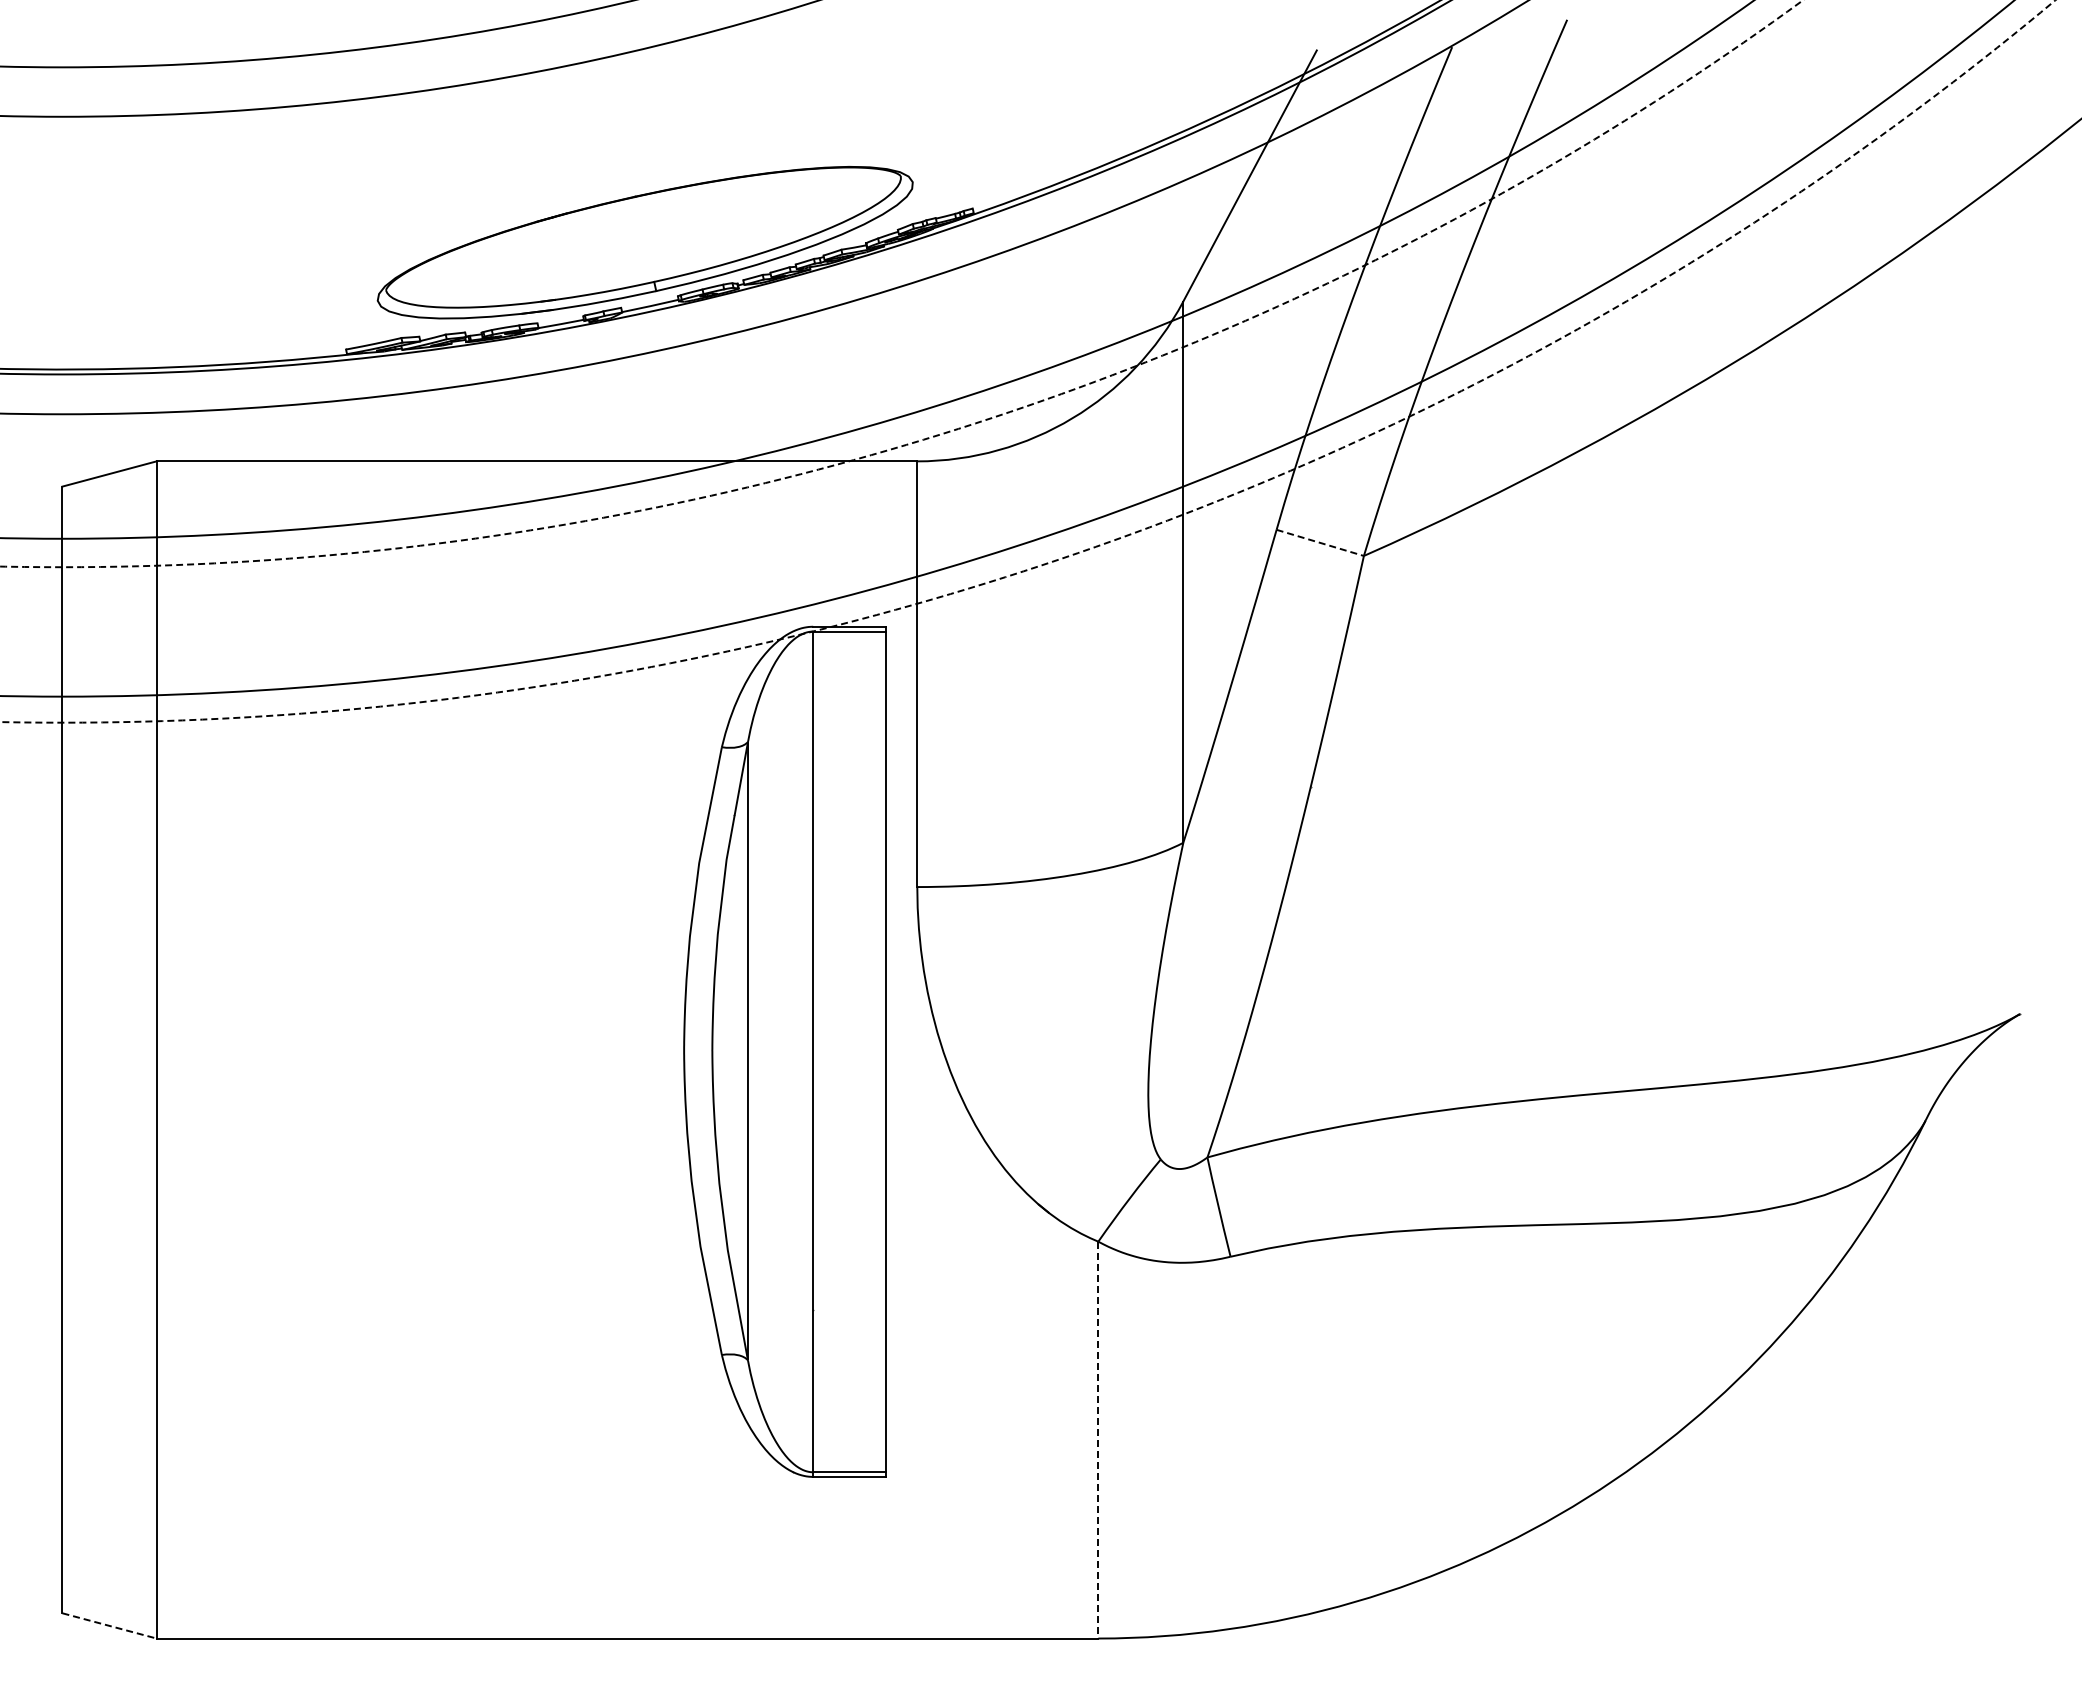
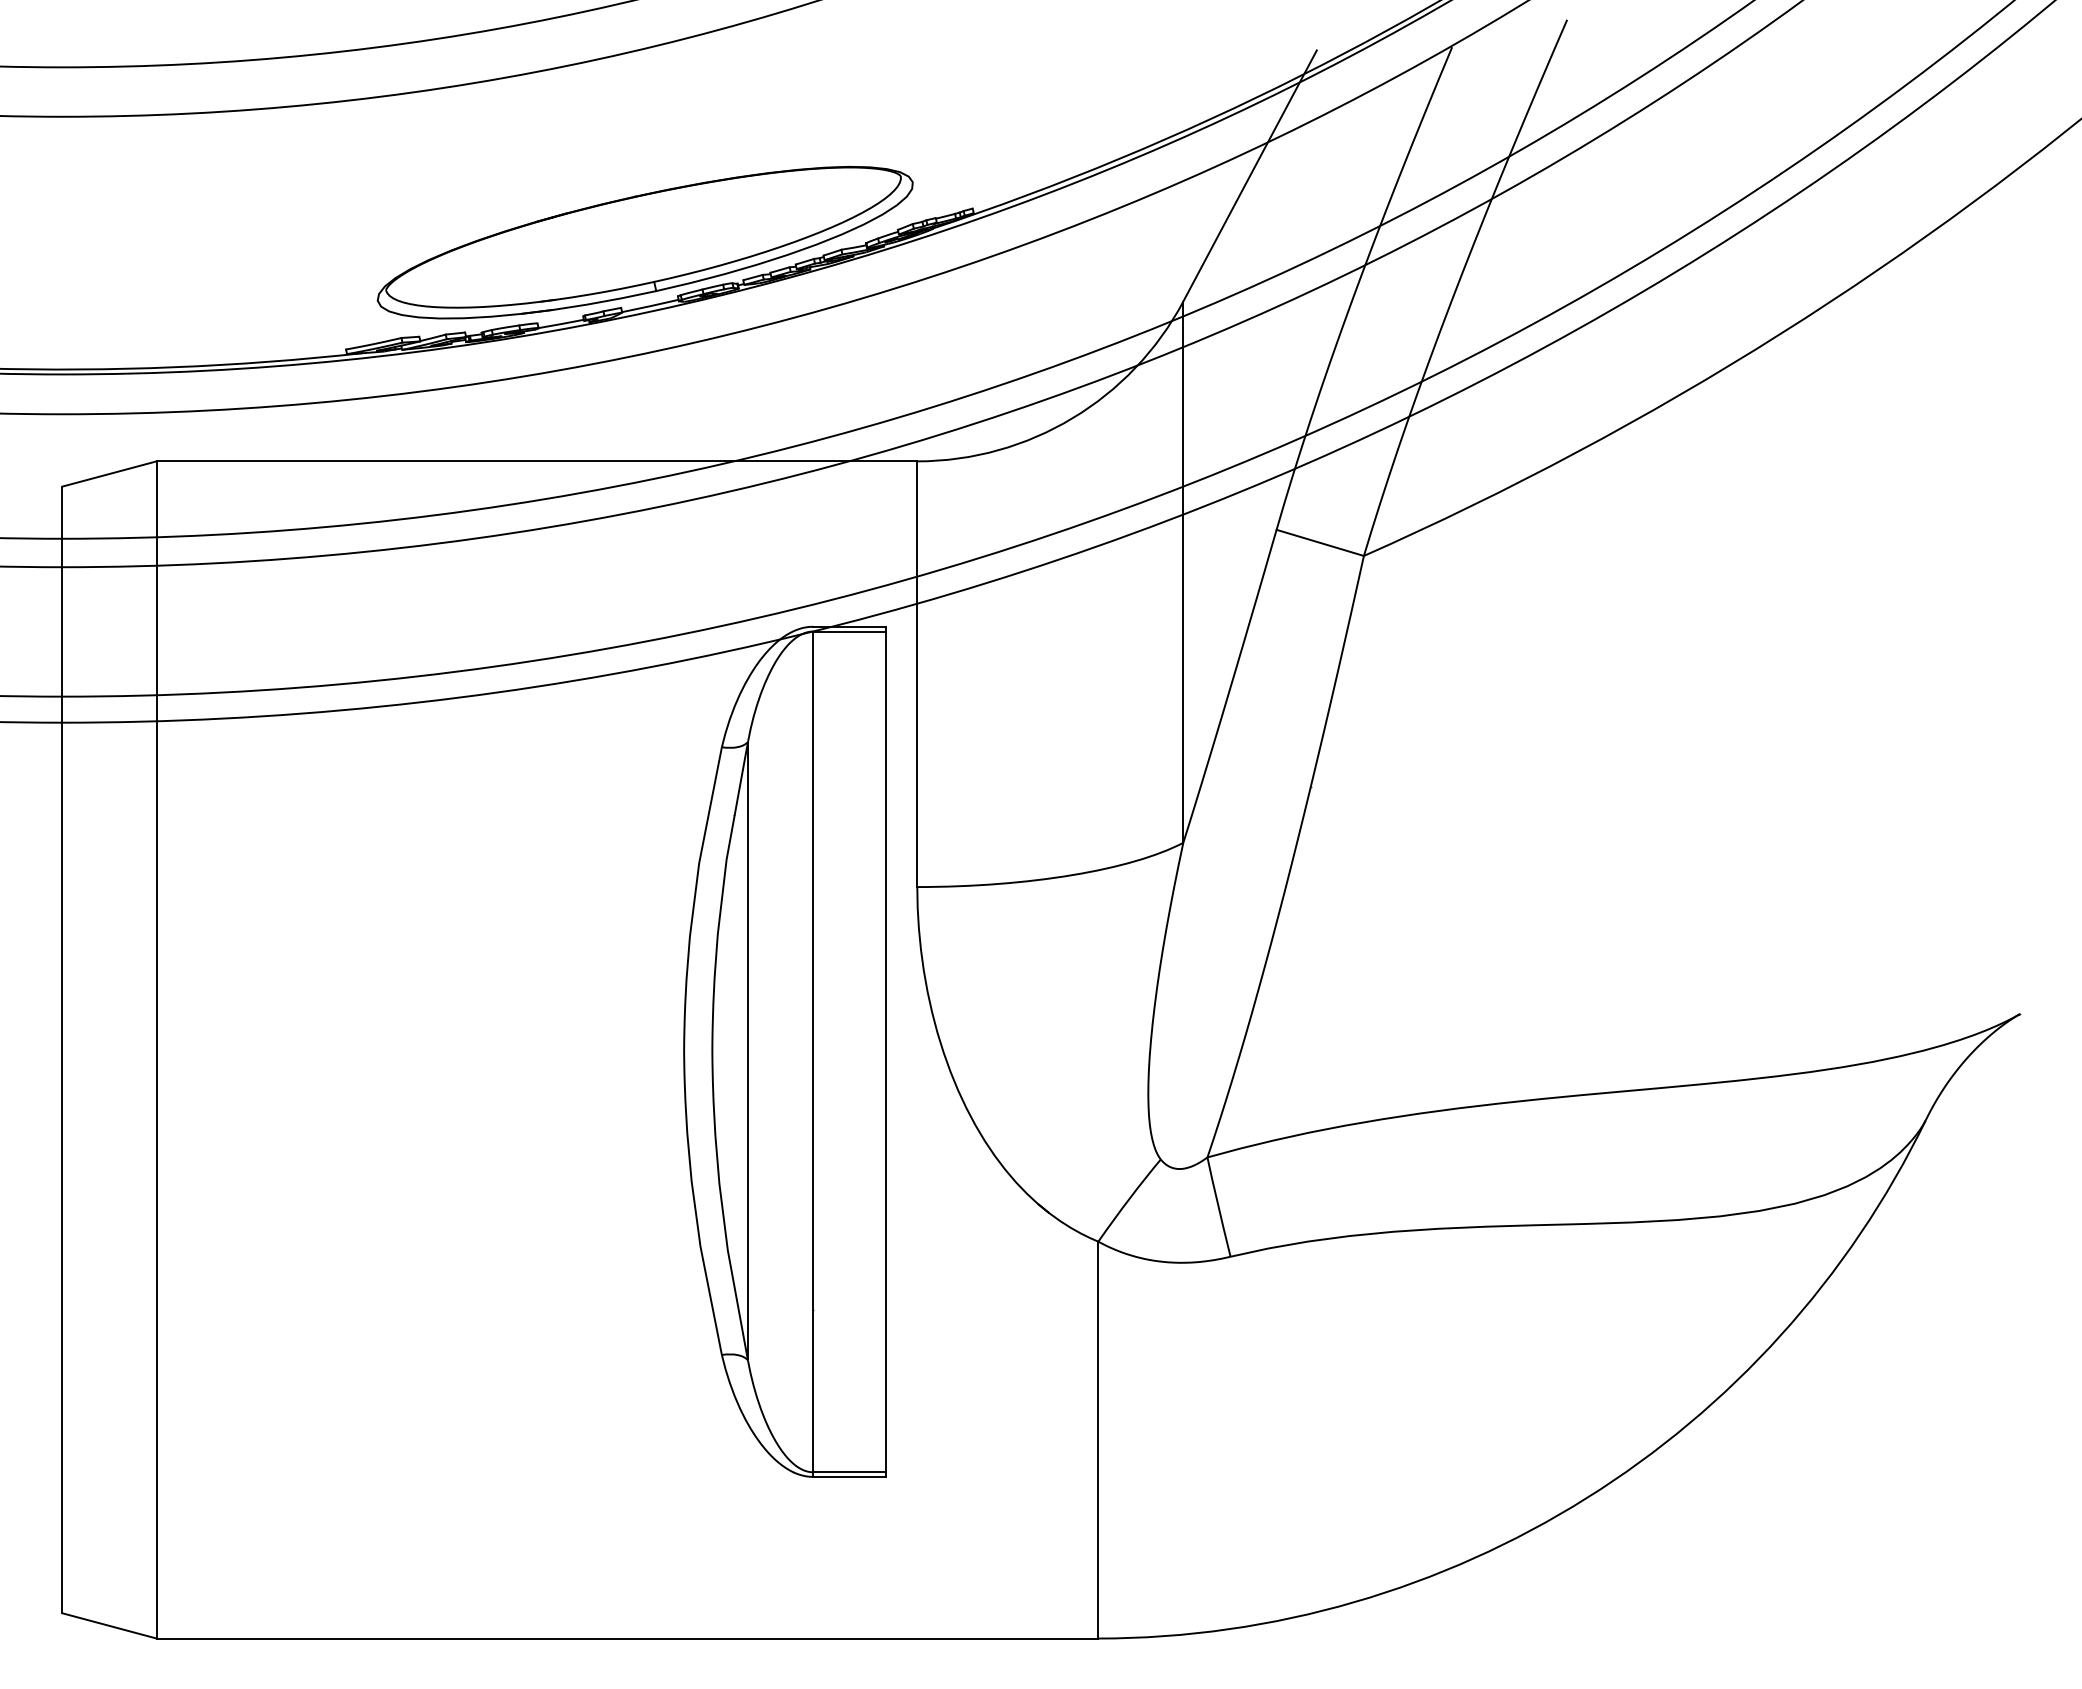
circle: dashed -> solid (901, 283)
circle: dashed -> solid (1027, 361)
line: dashed -> solid (1320, 542)
line: dashed -> solid (1098, 1440)
line: dashed -> solid (109, 1625)
